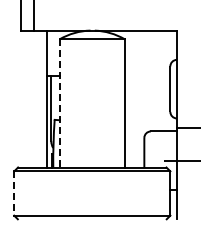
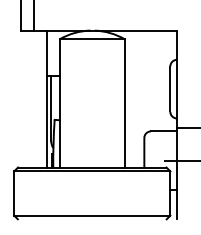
line: dashed -> solid (59, 103)
line: dashed -> solid (14, 194)
